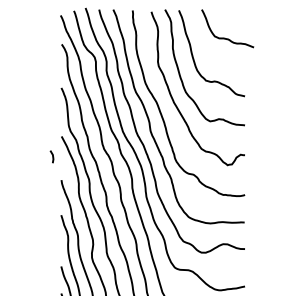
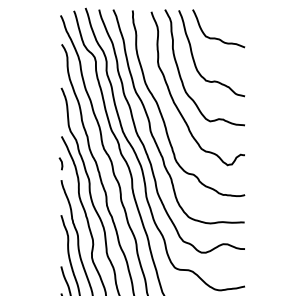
curve position: (225, 37) -> (216, 37) (216, 37)
curve position: (52, 156) -> (61, 163) (61, 163)
